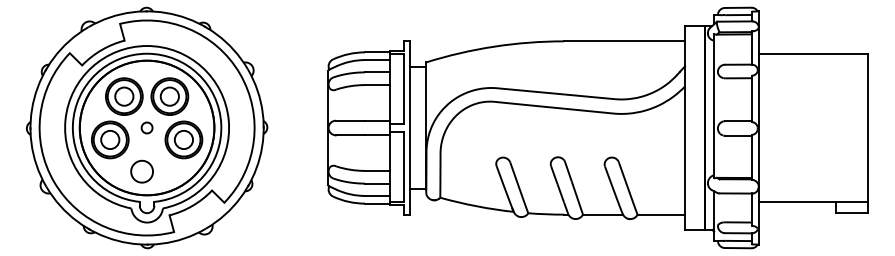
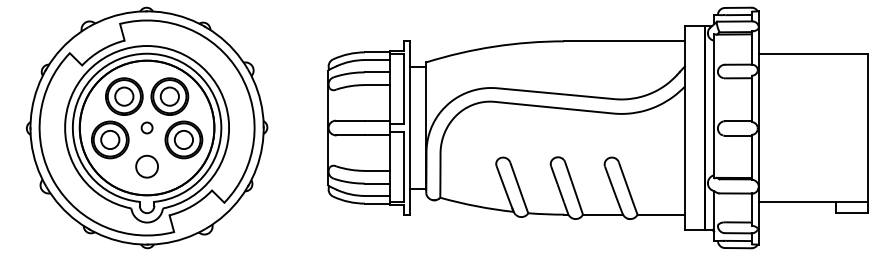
circle position: (141, 171) -> (146, 166) (146, 166)
